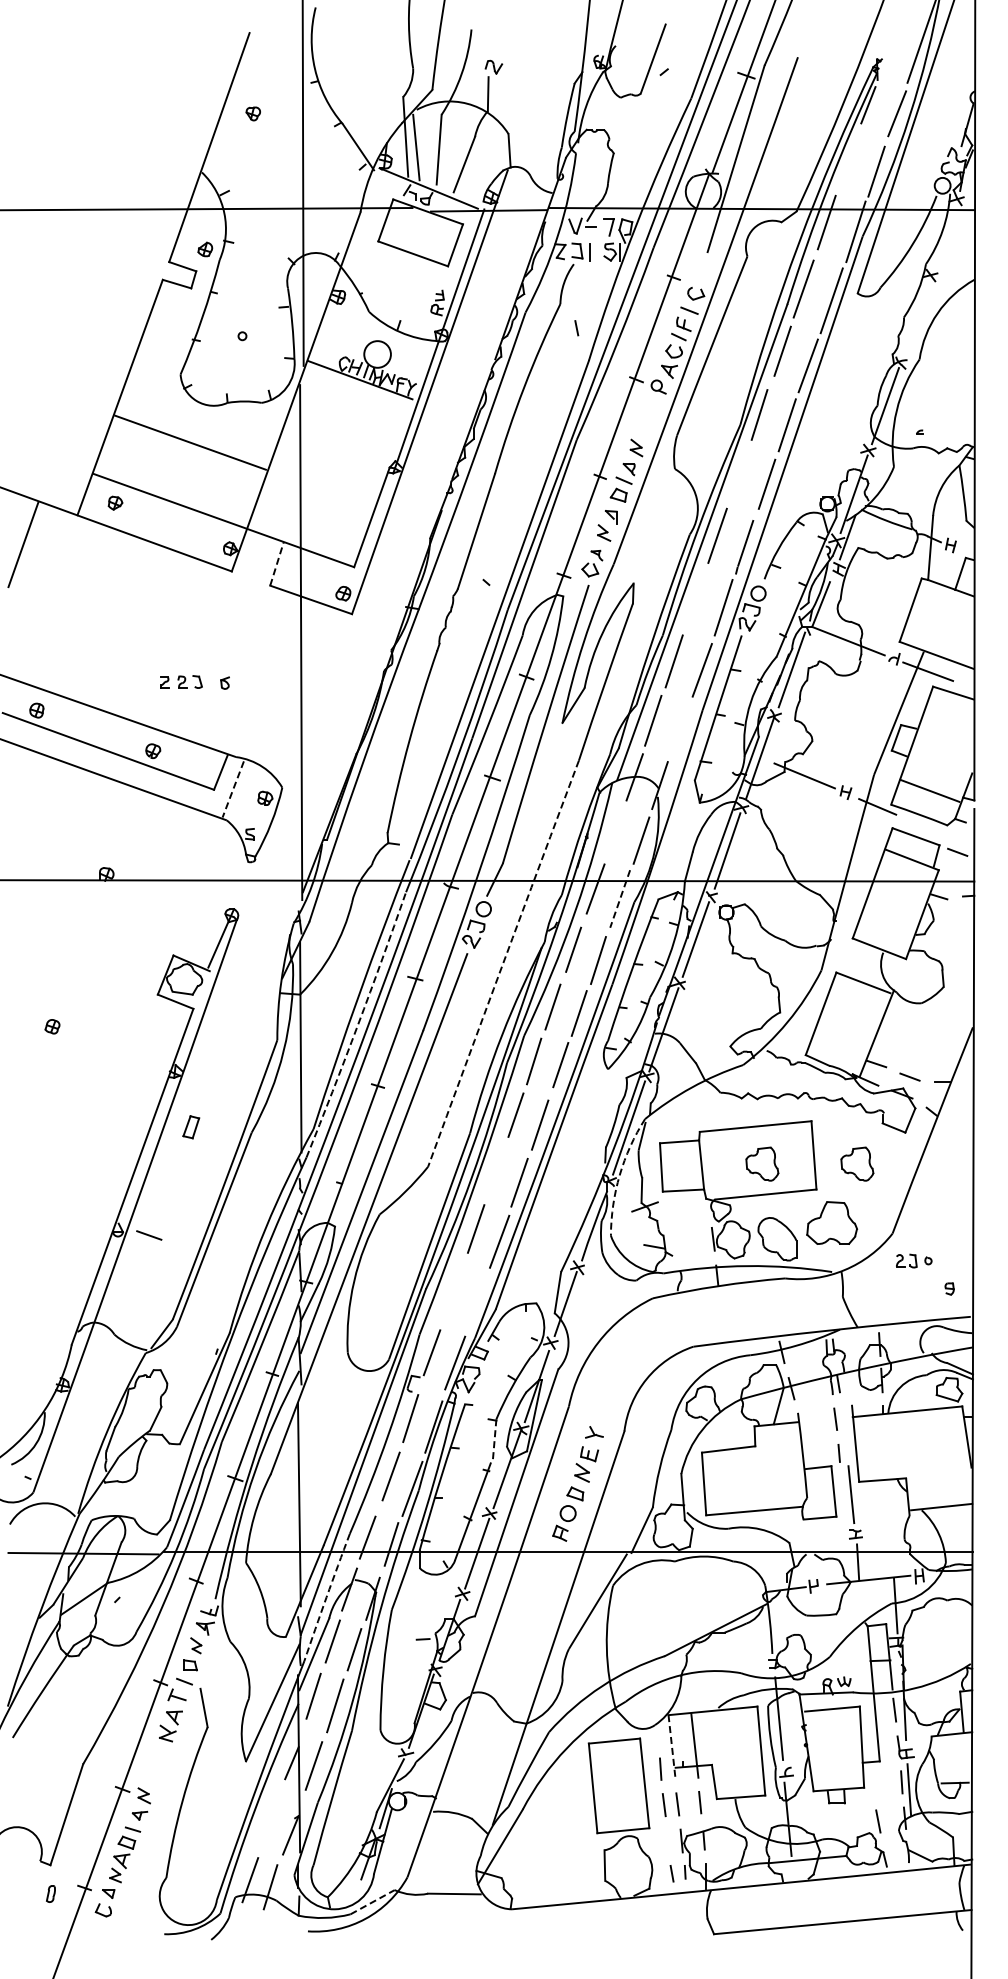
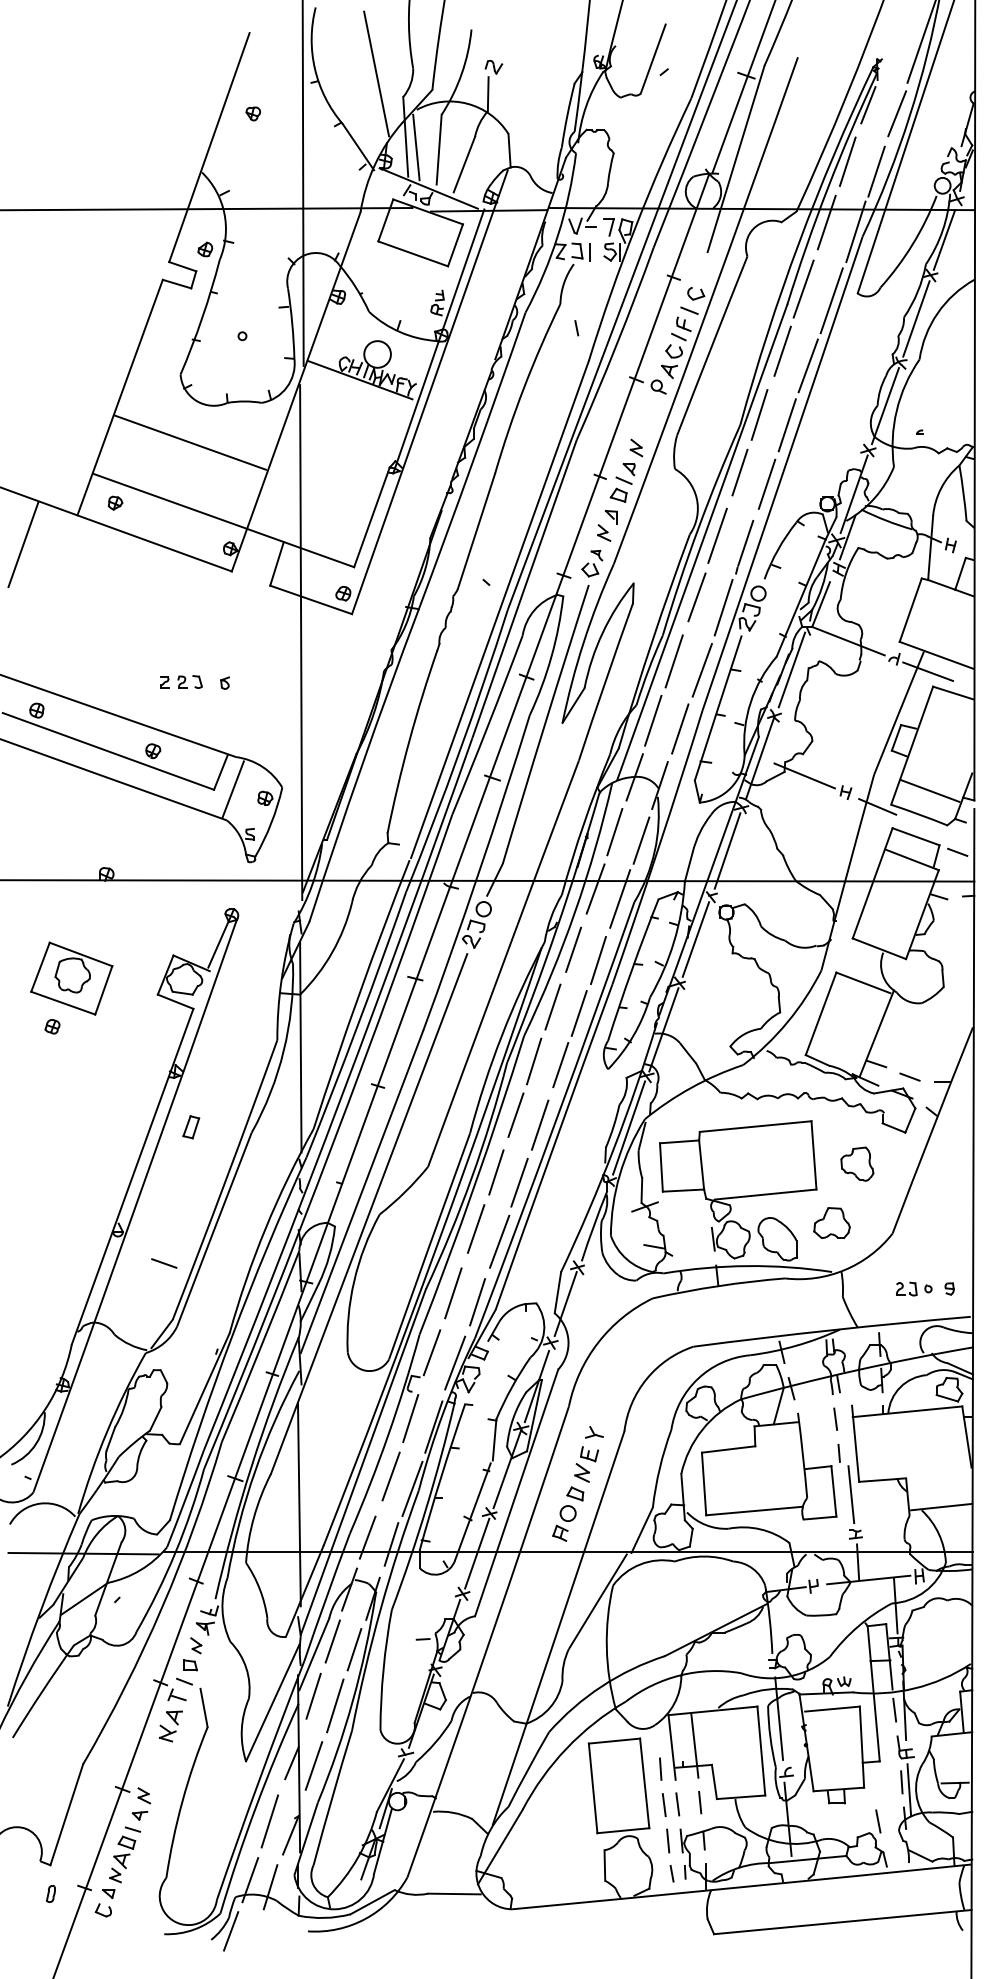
line: none -> present (376, 73)
line: none -> present (847, 161)
line: none -> present (944, 239)
line: none -> present (916, 318)
line: none -> present (739, 472)
line: dashed -> solid (277, 563)
line: none -> present (696, 597)
line: none -> present (680, 728)
line: dashed -> solid (233, 789)
line: none -> present (614, 832)
line: dashed -> solid (620, 899)
arc: dashed -> solid (503, 963)
part: none -> present (71, 978)
arc: dashed -> solid (357, 1025)
part: present -> none (762, 1163)
line: none -> present (496, 1172)
arc: dashed -> solid (619, 1175)
part size: 53x44 px -> 38x32 px (831, 1222)
line position: (149, 1235) -> (164, 1263) (164, 1263)
part position: (914, 1260) -> (914, 1288) (914, 1288)
line: none -> present (453, 1293)
line: none -> present (477, 1302)
line: dashed -> solid (494, 1439)
arc: dashed -> solid (326, 1597)
line: dashed -> solid (672, 1747)
line: none -> present (269, 1821)
line: none -> present (668, 1840)
line: dashed -> solid (373, 1901)
line: none -> present (231, 1931)
